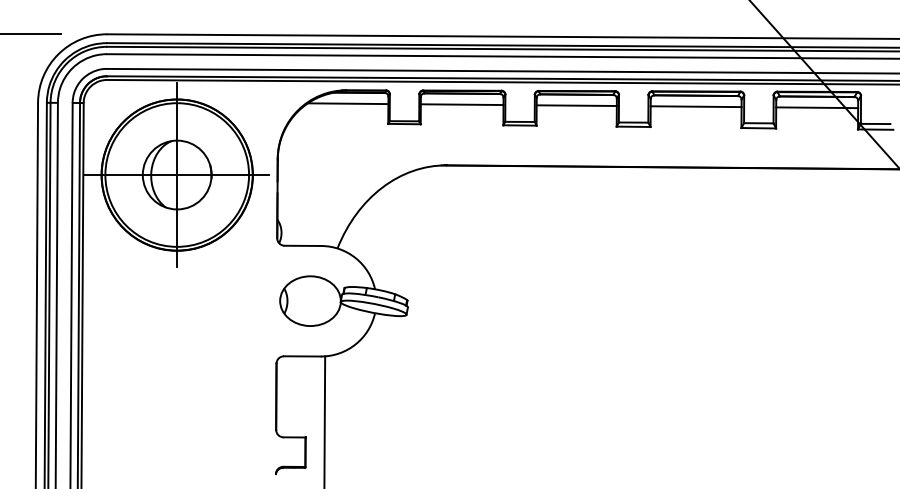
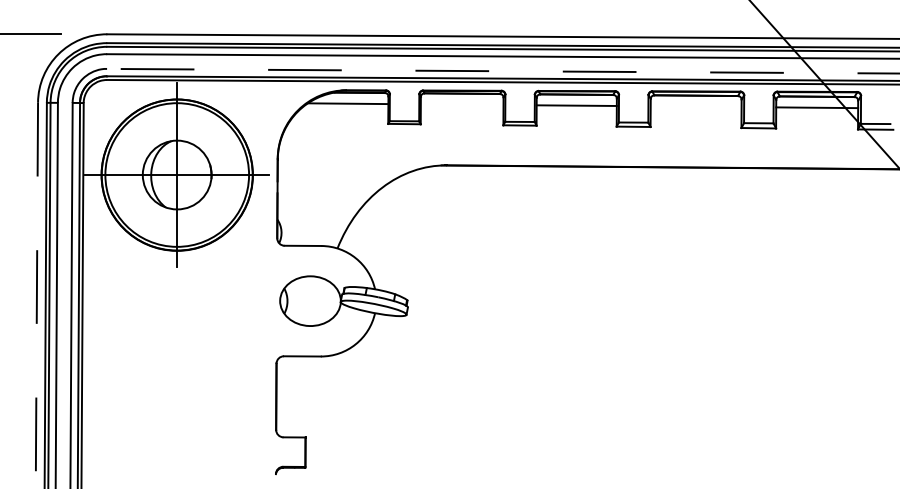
line: solid -> dashed (503, 71)
line: present -> none (461, 104)
line: present -> none (695, 106)
line: solid -> dashed (36, 295)
line: present -> none (324, 420)
